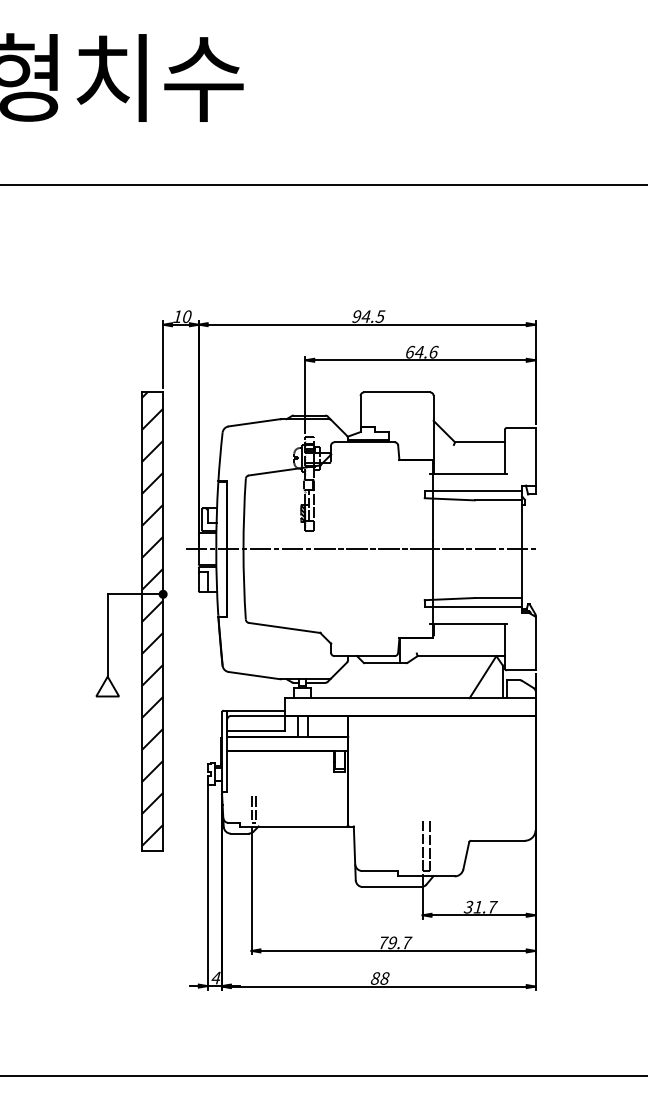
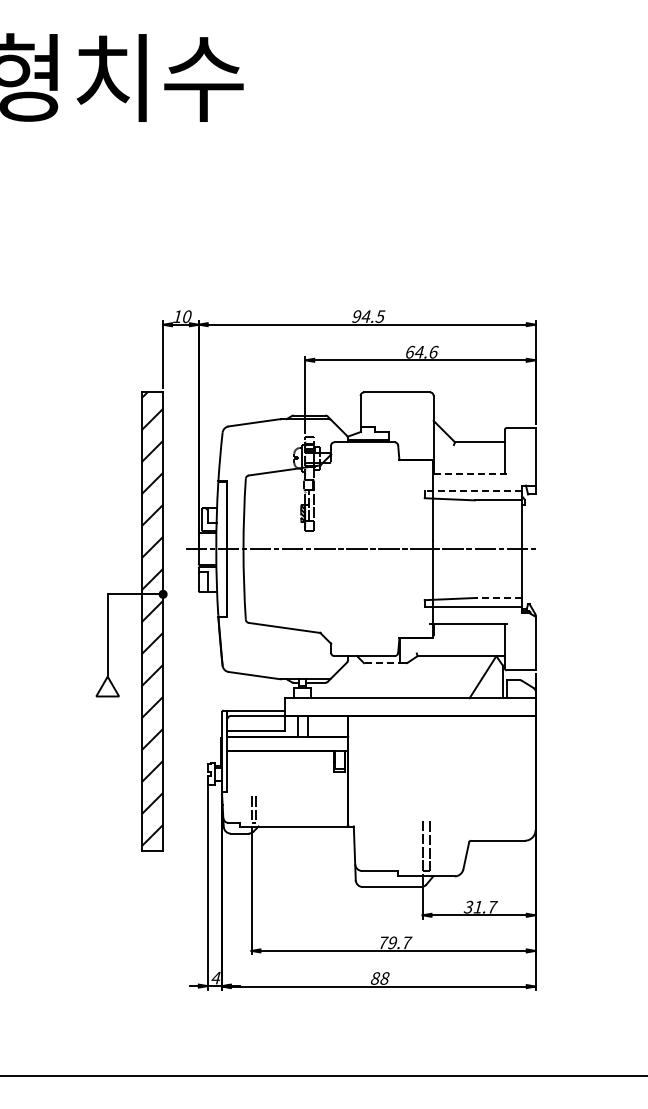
line: present -> none (323, 185)
line: solid -> dashed (467, 474)
line: solid -> dashed (473, 491)
line: solid -> dashed (498, 598)
line: solid -> dashed (382, 663)
